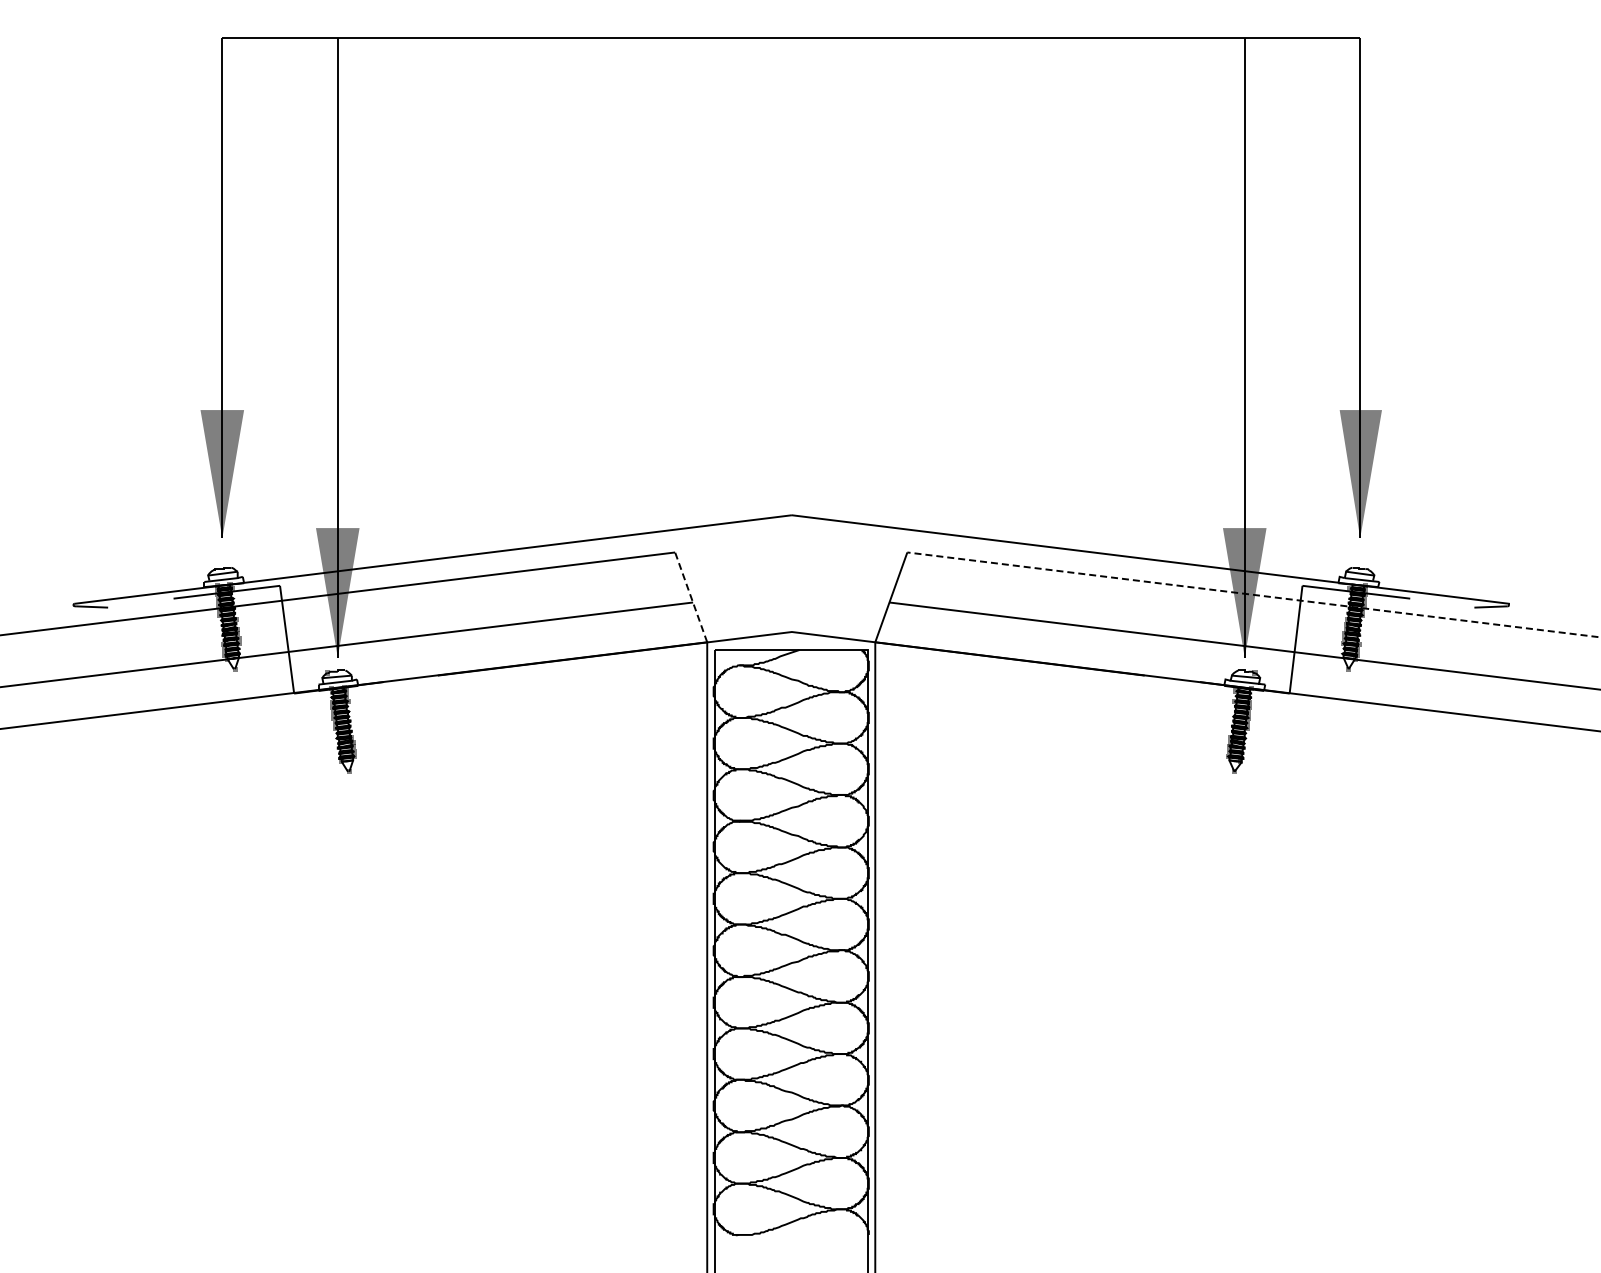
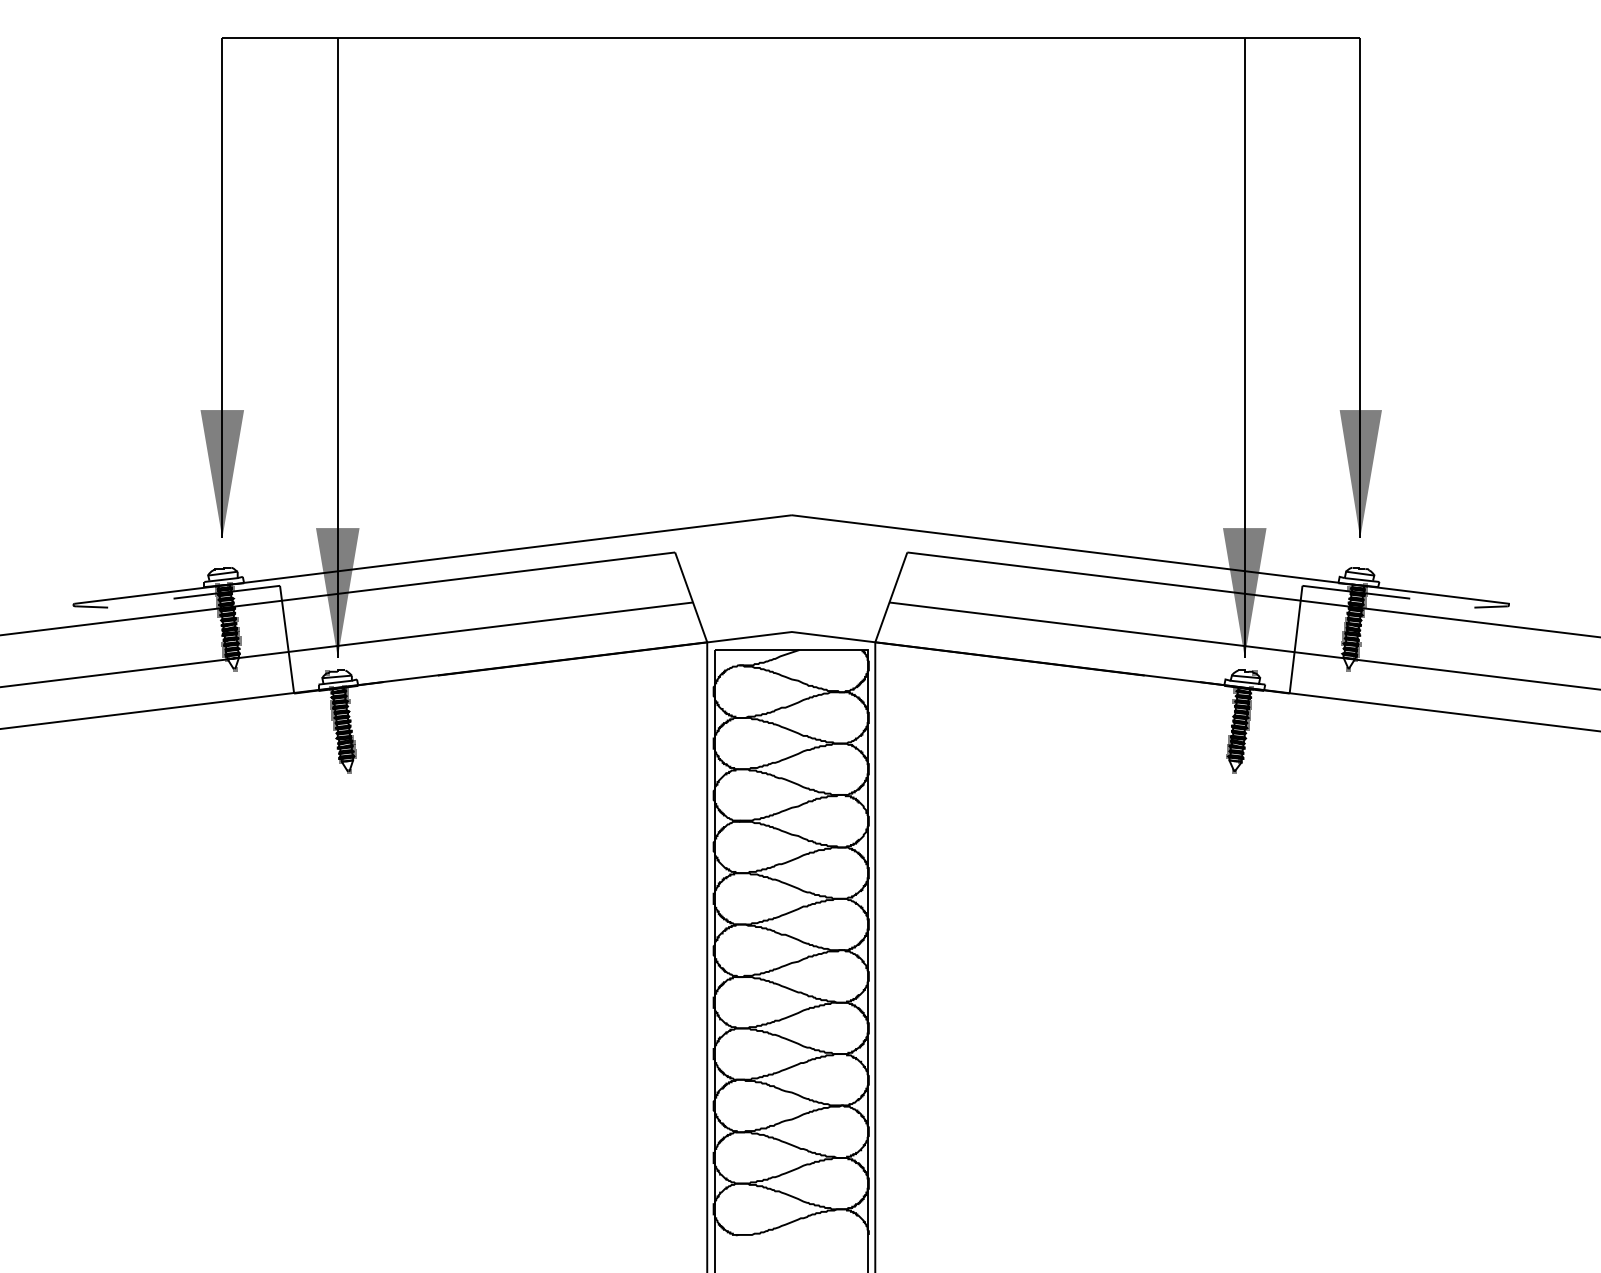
line: dashed -> solid (1253, 594)
line: dashed -> solid (691, 597)
